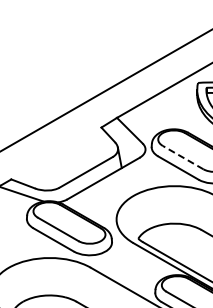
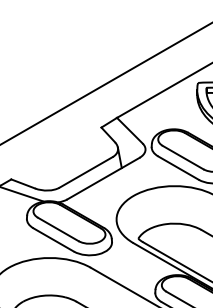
line position: (105, 90) -> (105, 83) (105, 83)
line: dashed -> solid (182, 157)
